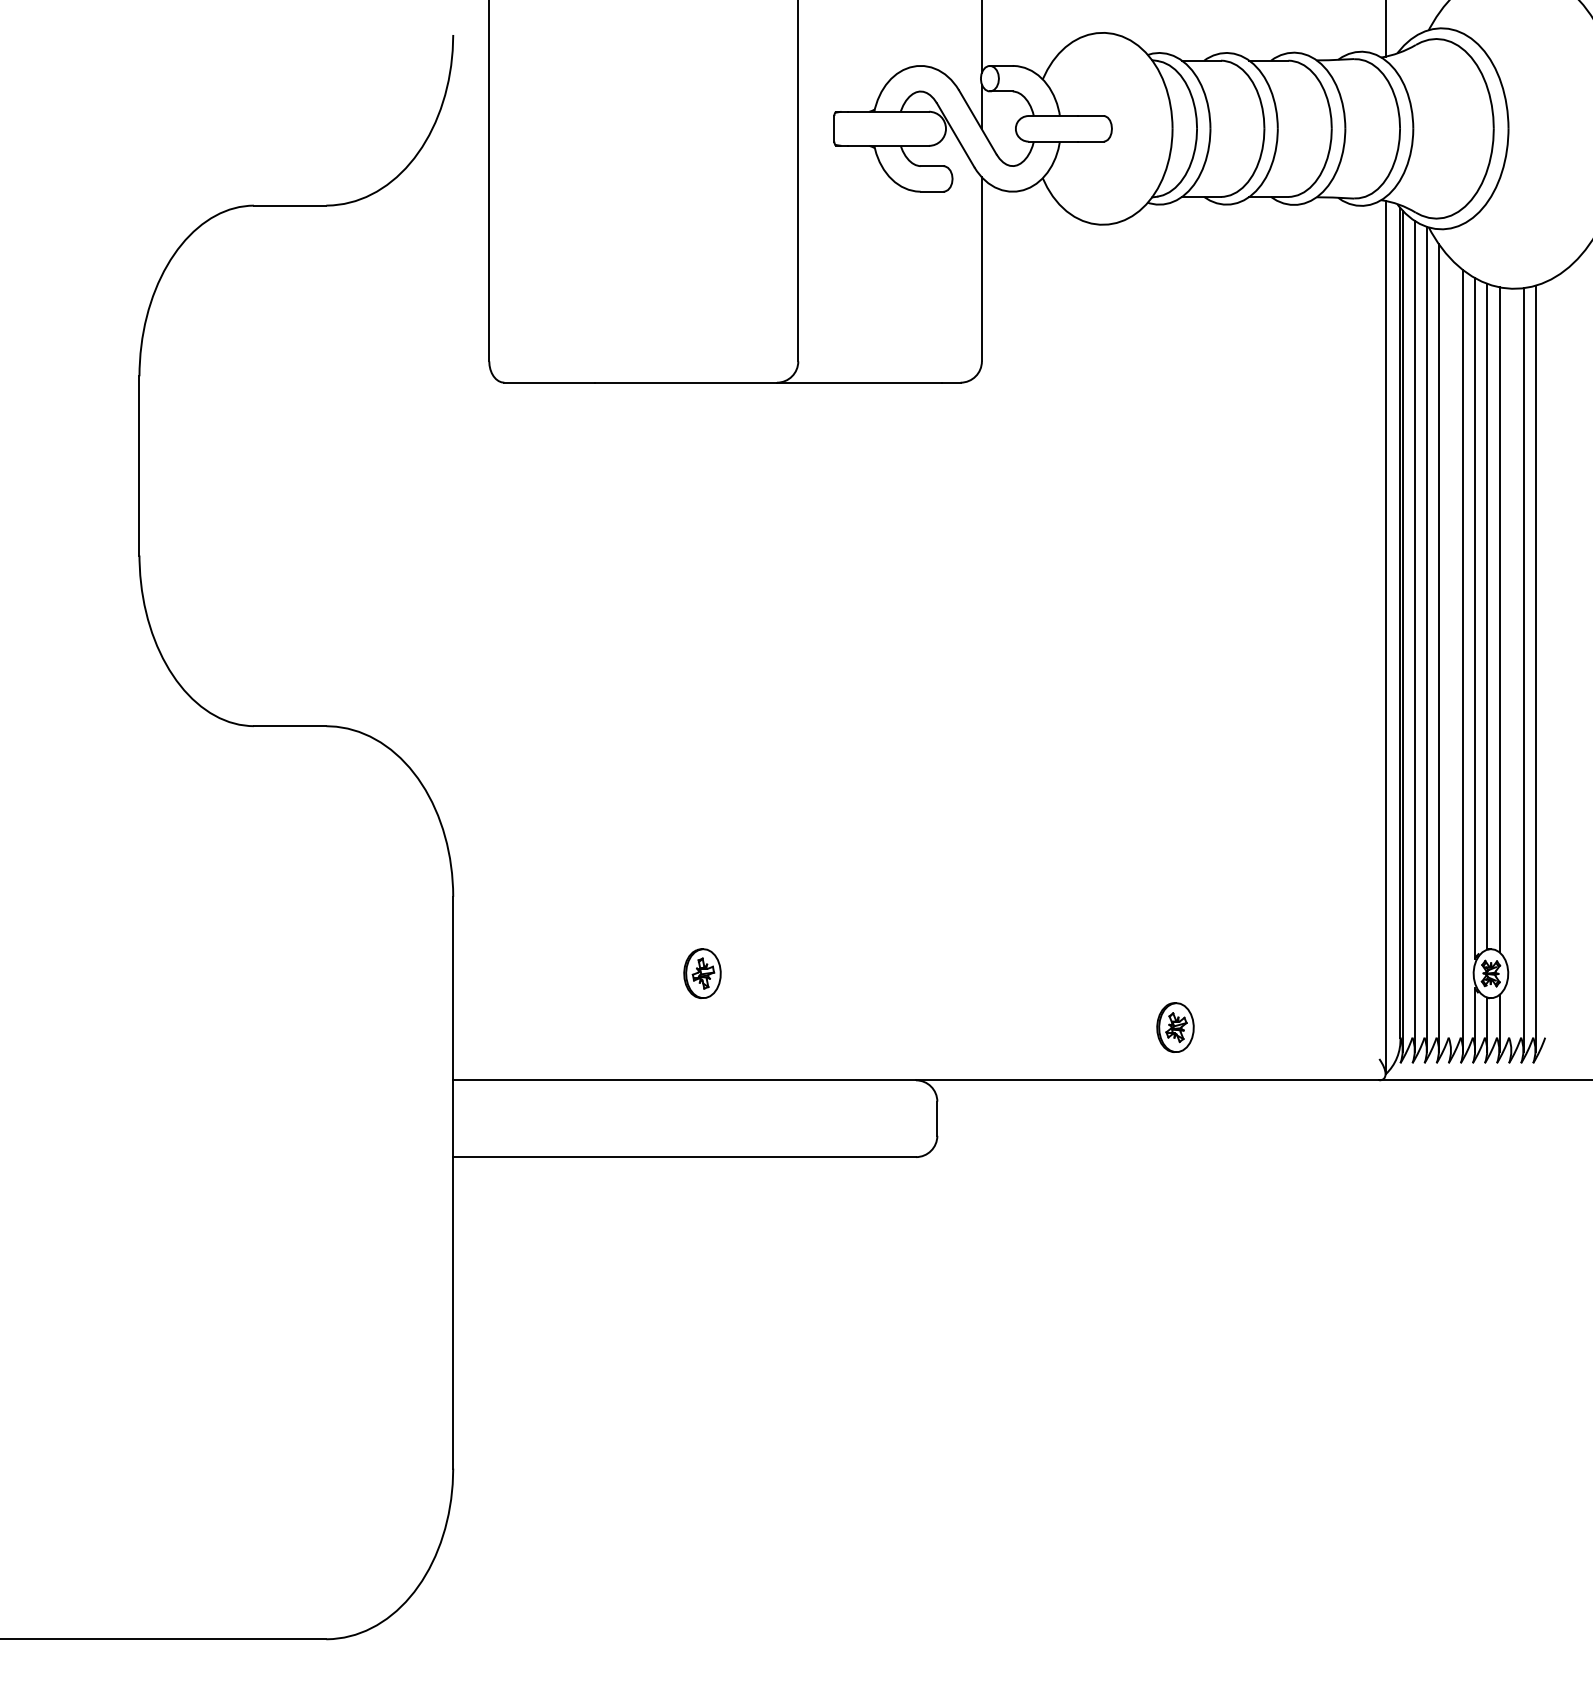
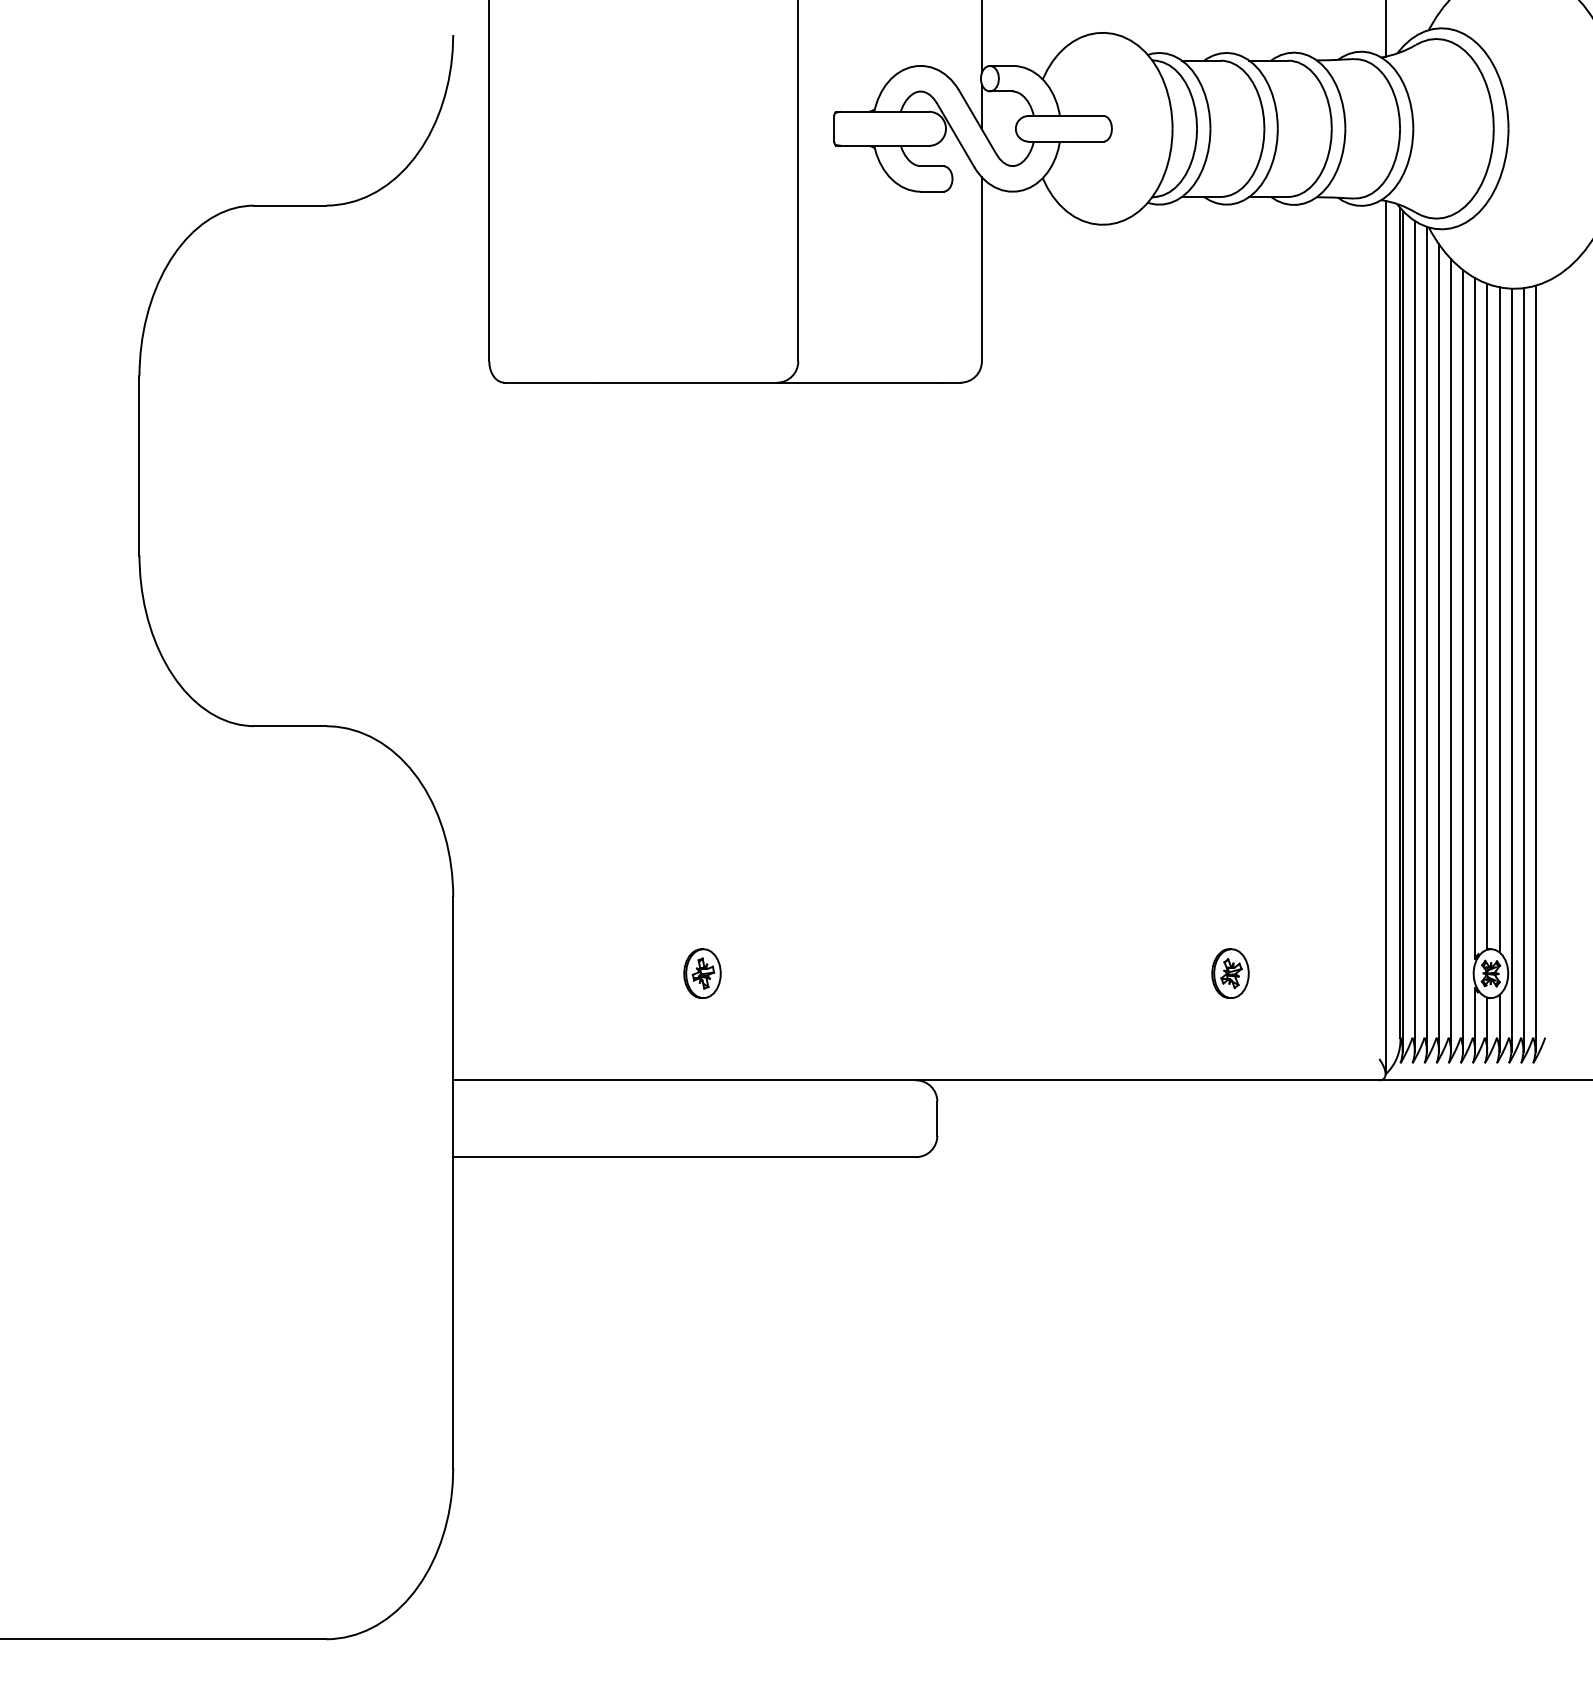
line: none -> present (1451, 655)
line: none -> present (1511, 669)
part position: (1175, 1027) -> (1230, 973) (1230, 973)
